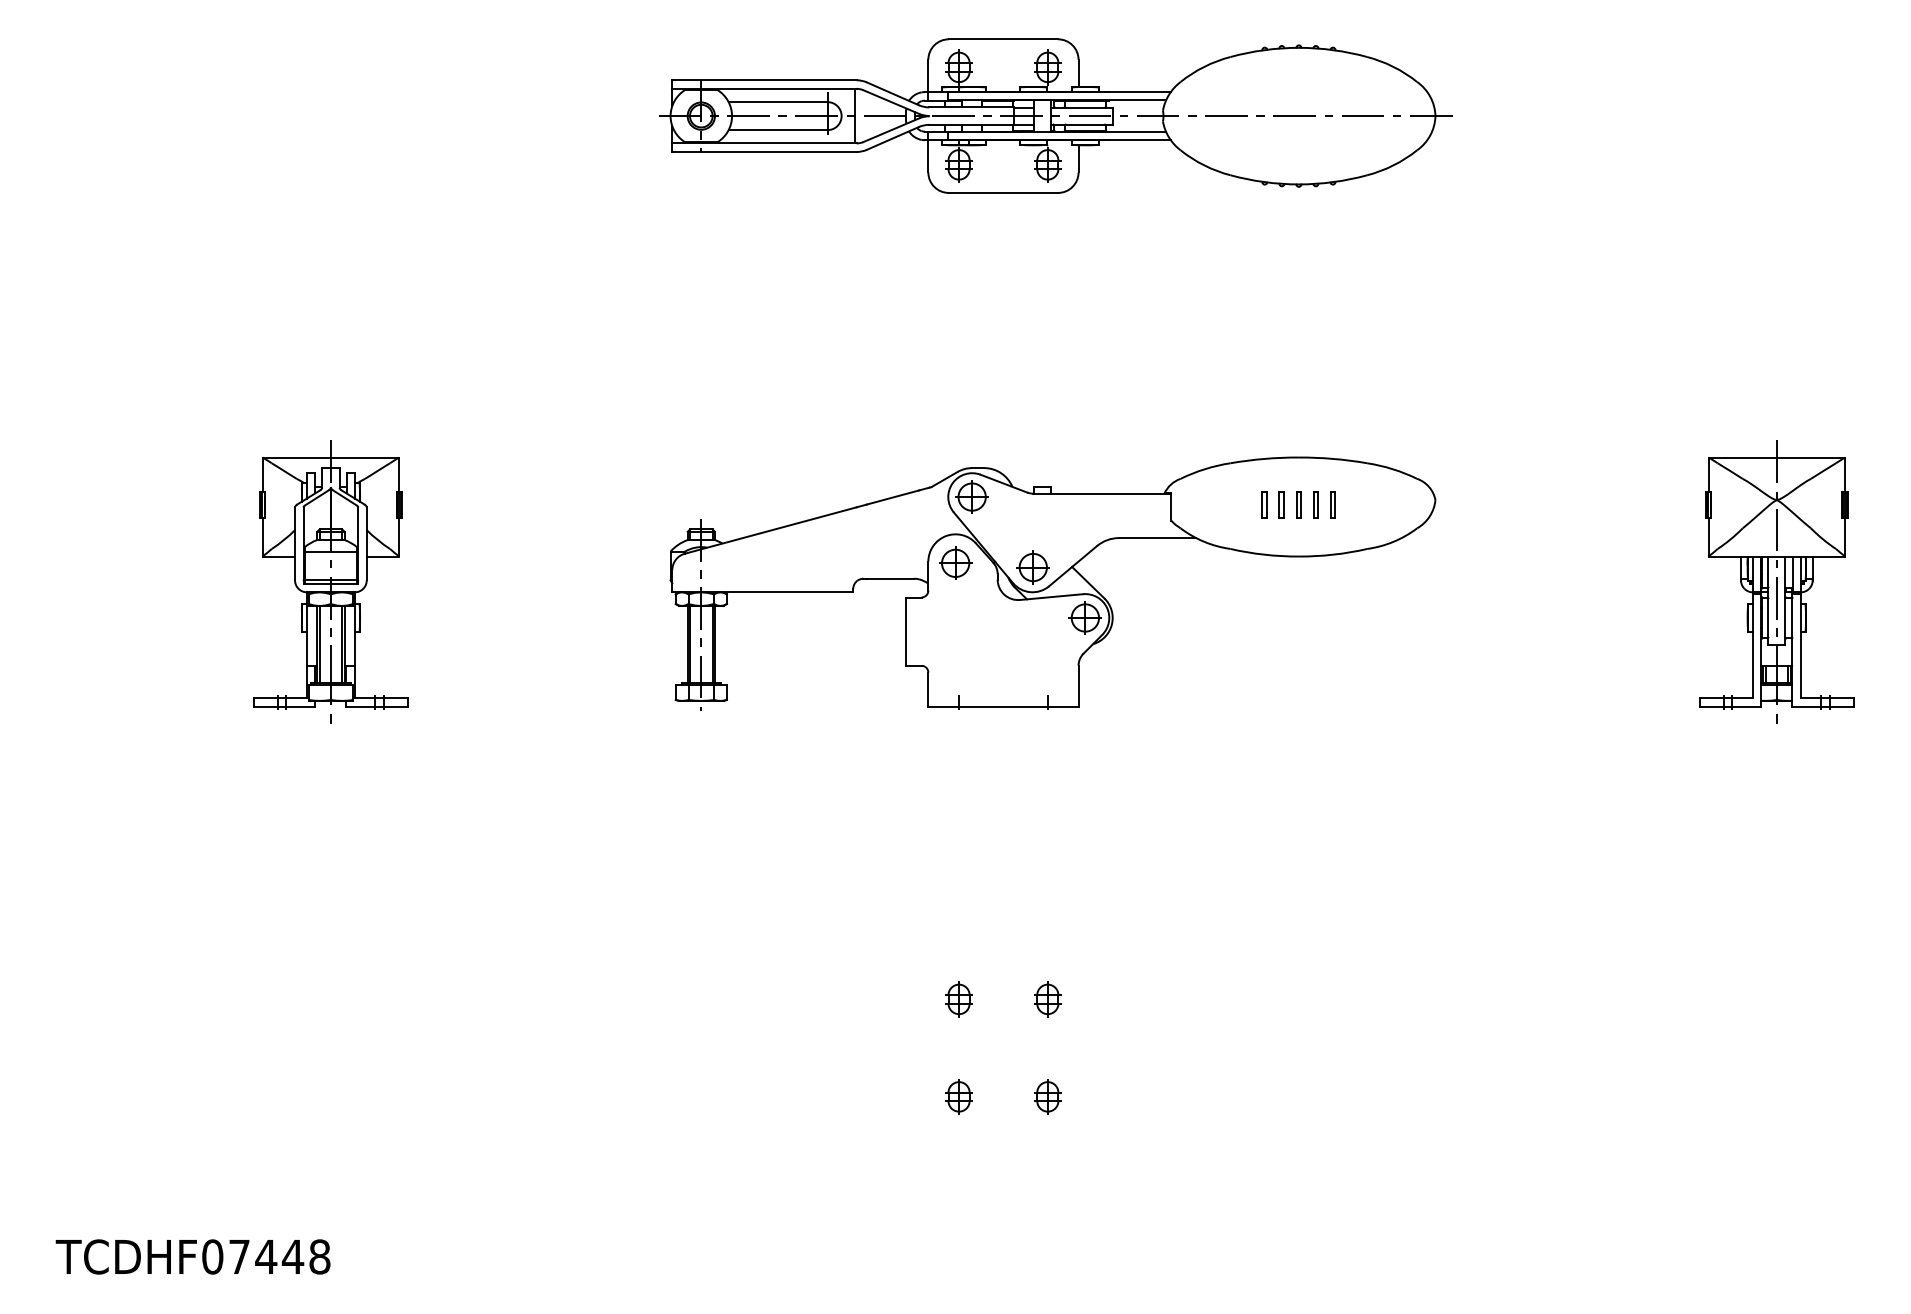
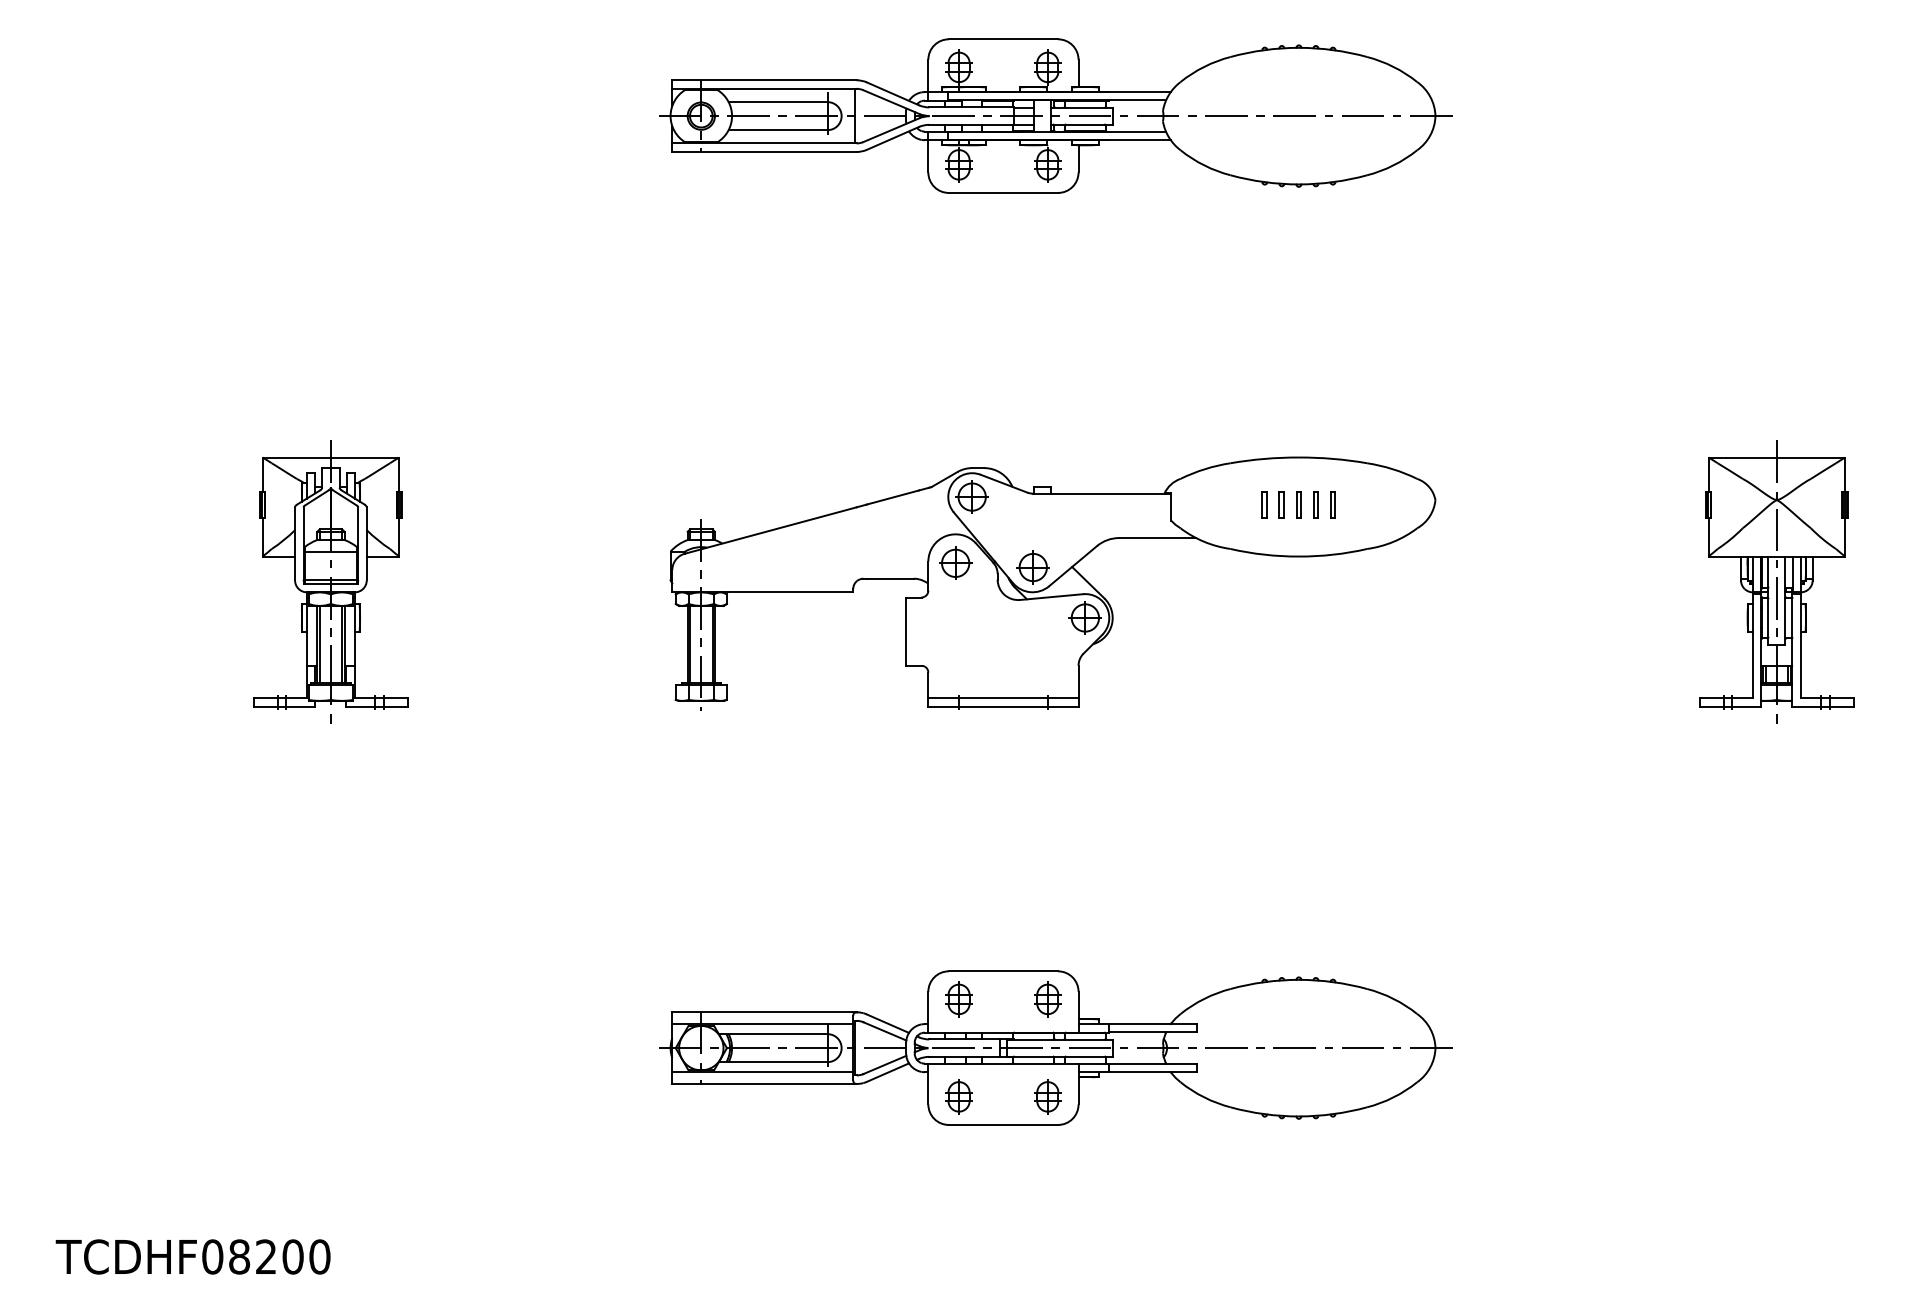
line: none -> present (1003, 698)
part: none -> present (1055, 1047)
text: TCDHF07448 -> TCDHF08200 (279, 1256)
